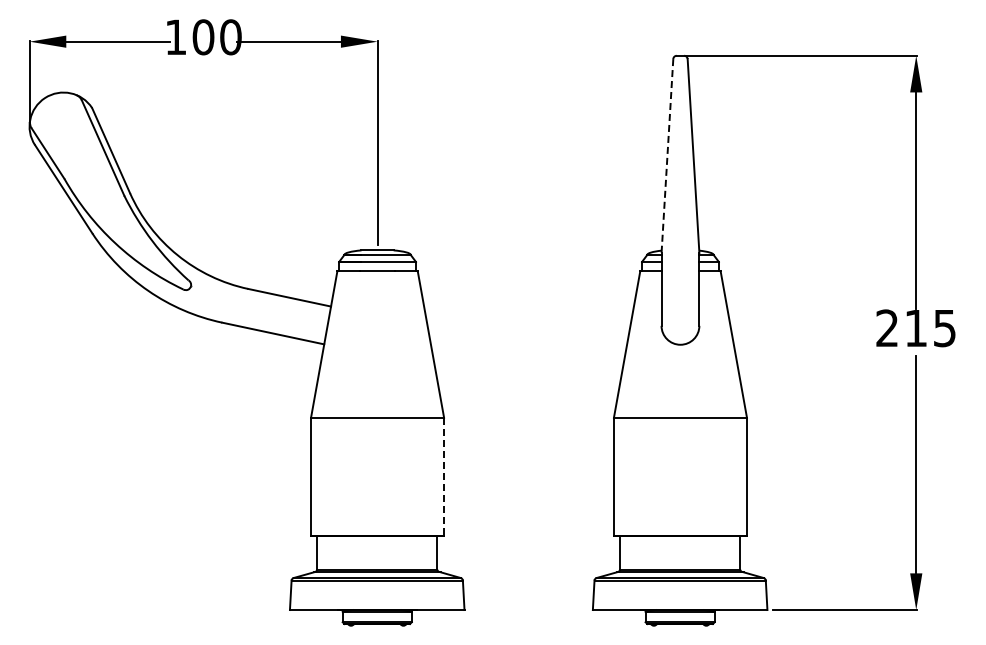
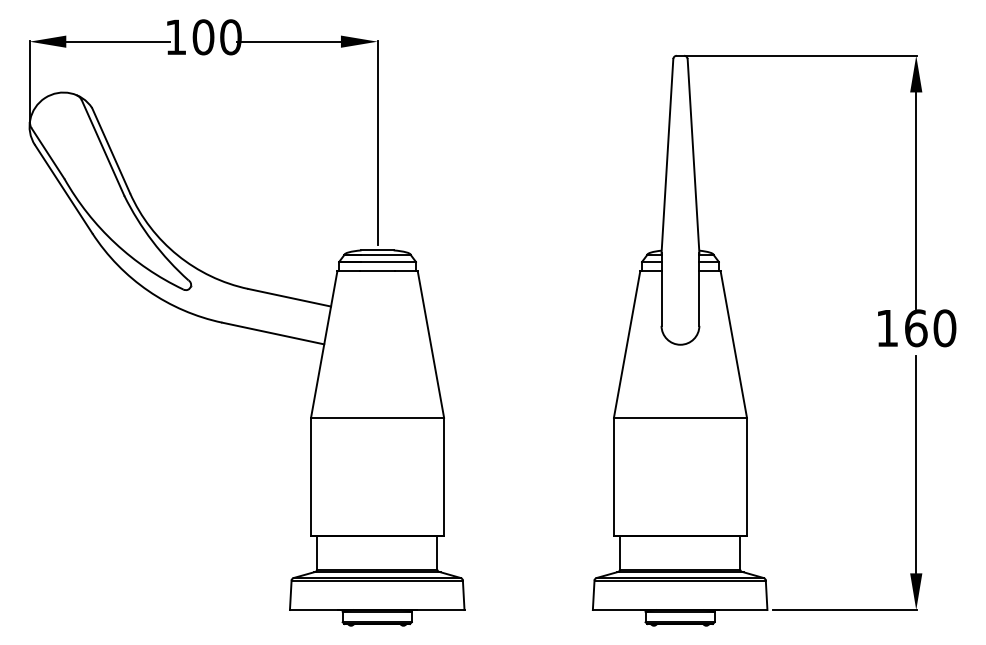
line: dashed -> solid (667, 156)
text: 215 -> 160 (916, 328)
line: dashed -> solid (444, 477)
